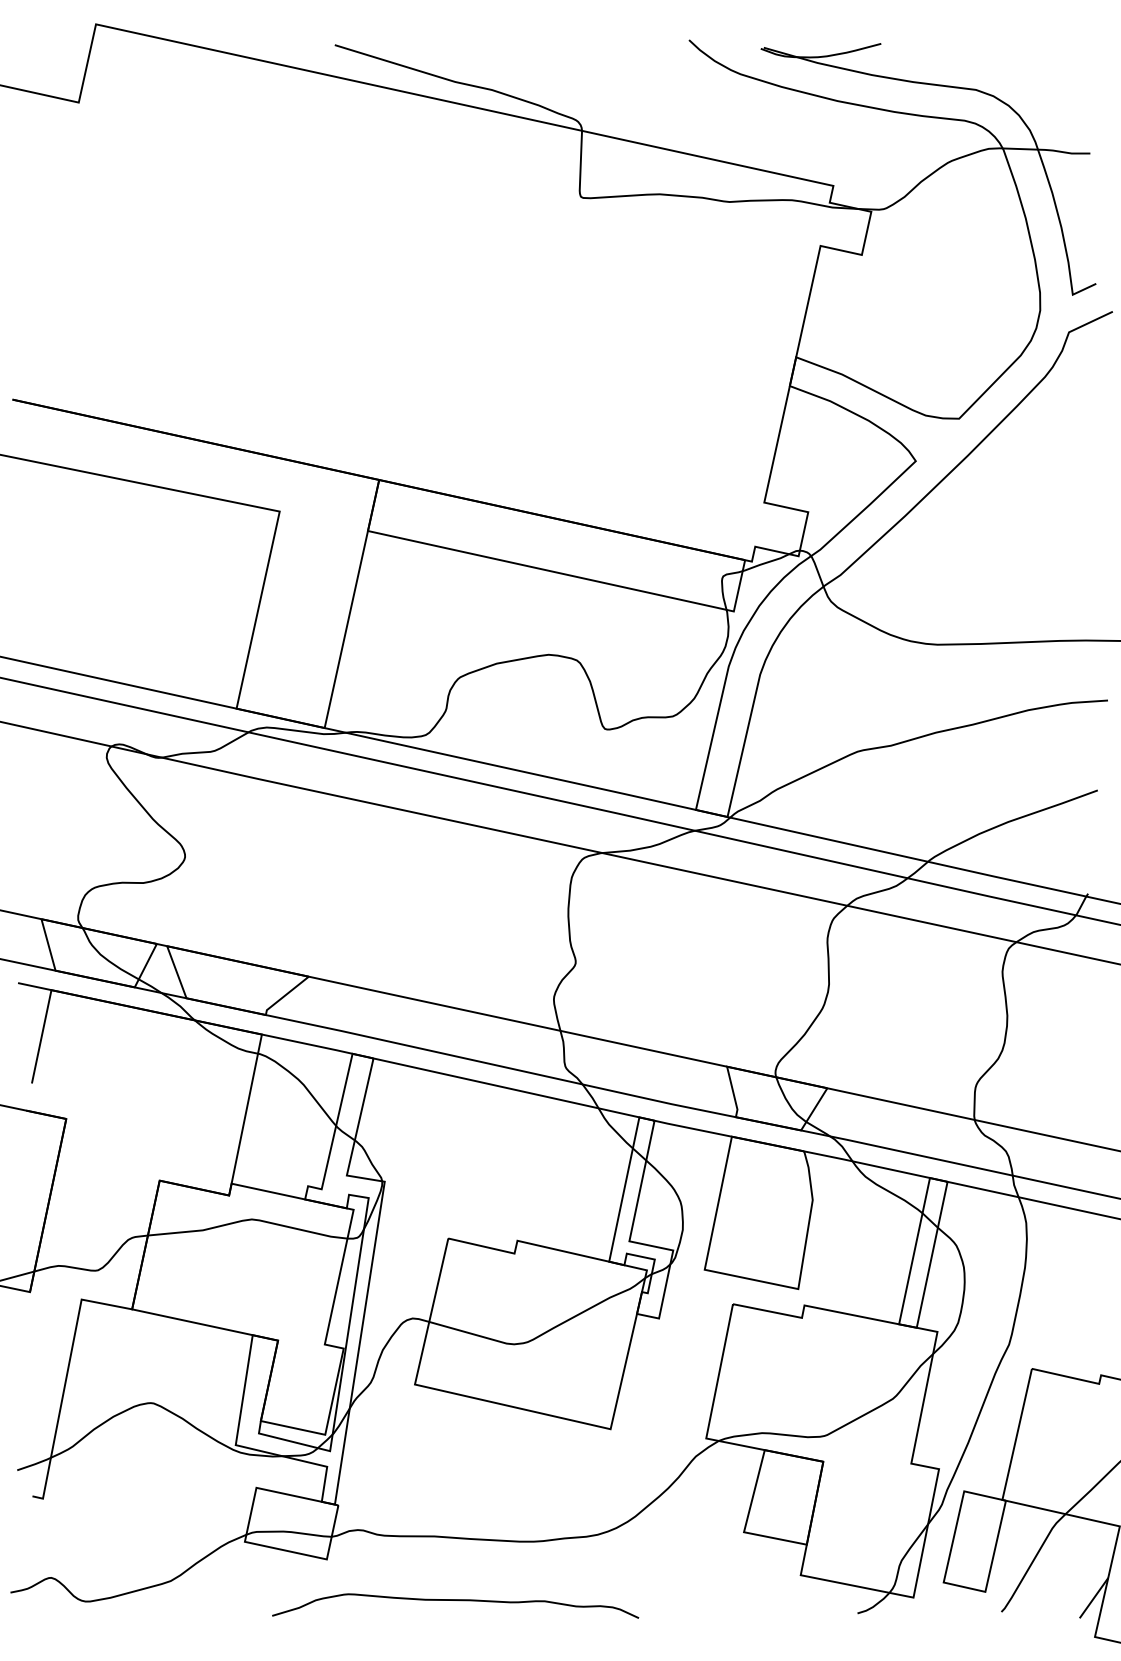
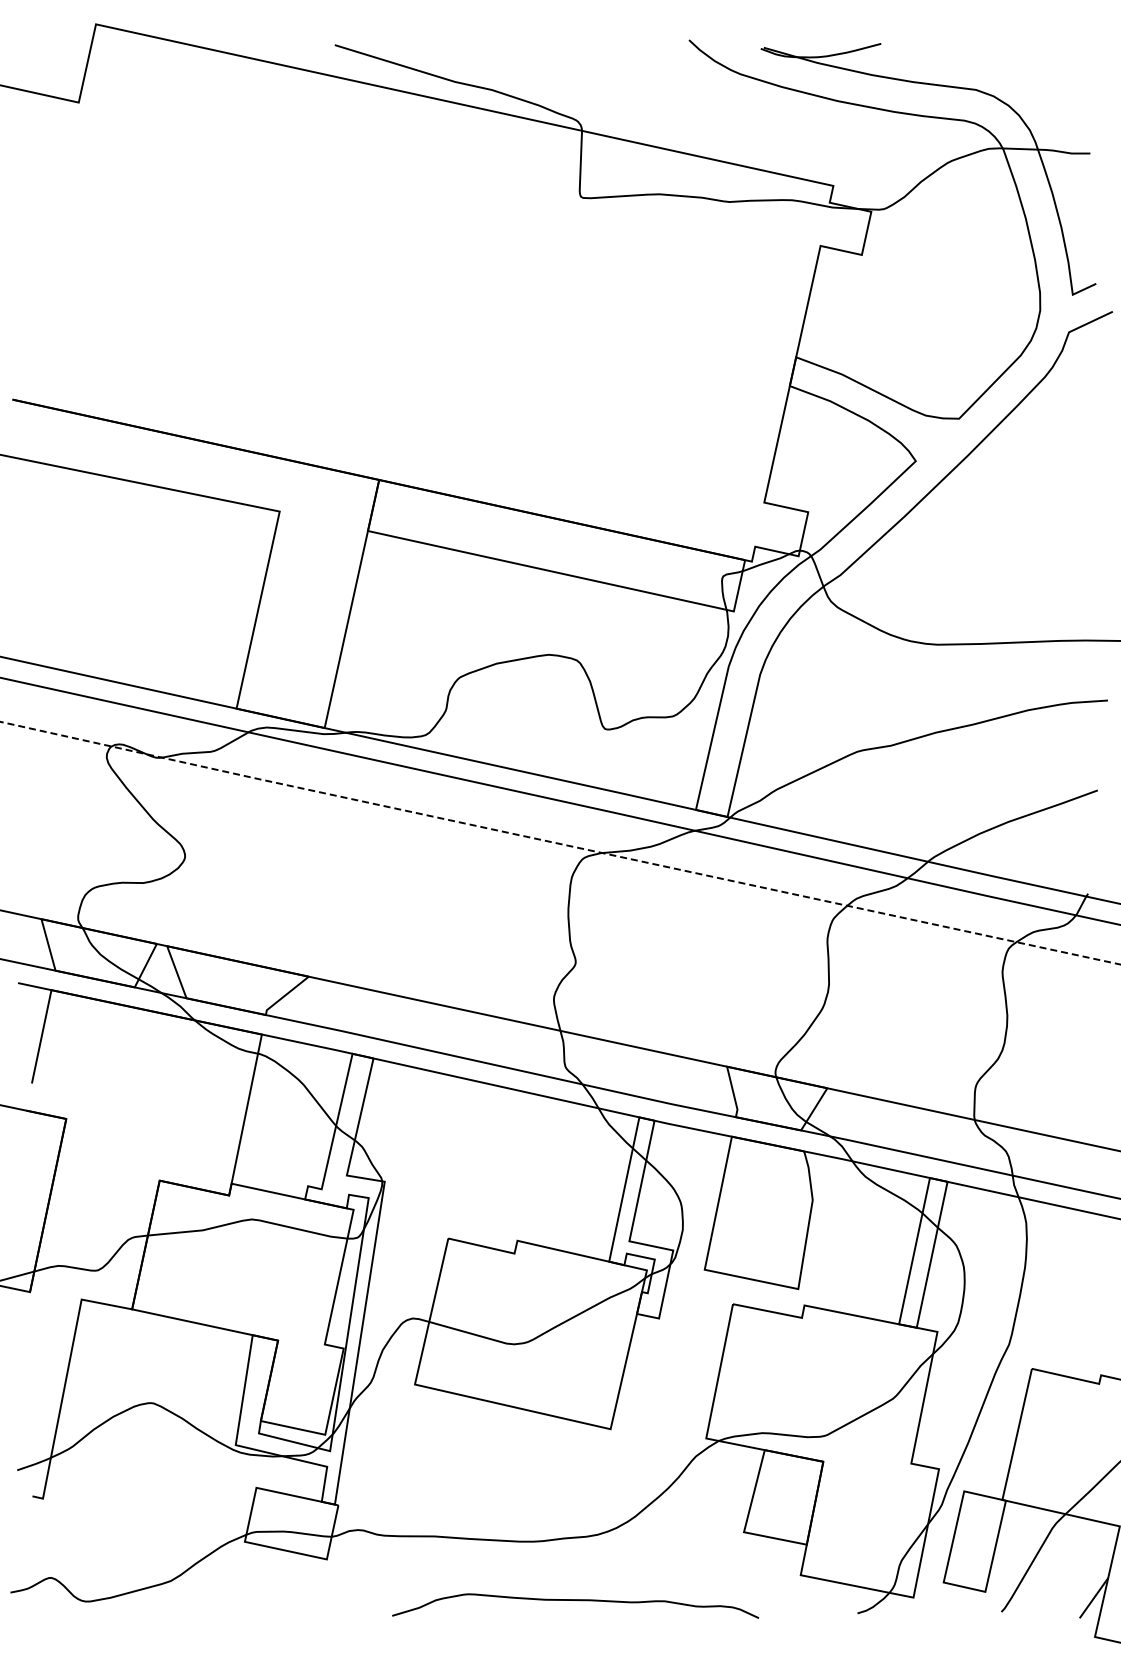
line: solid -> dashed (560, 843)
curve position: (455, 1600) -> (575, 1600) (575, 1600)
